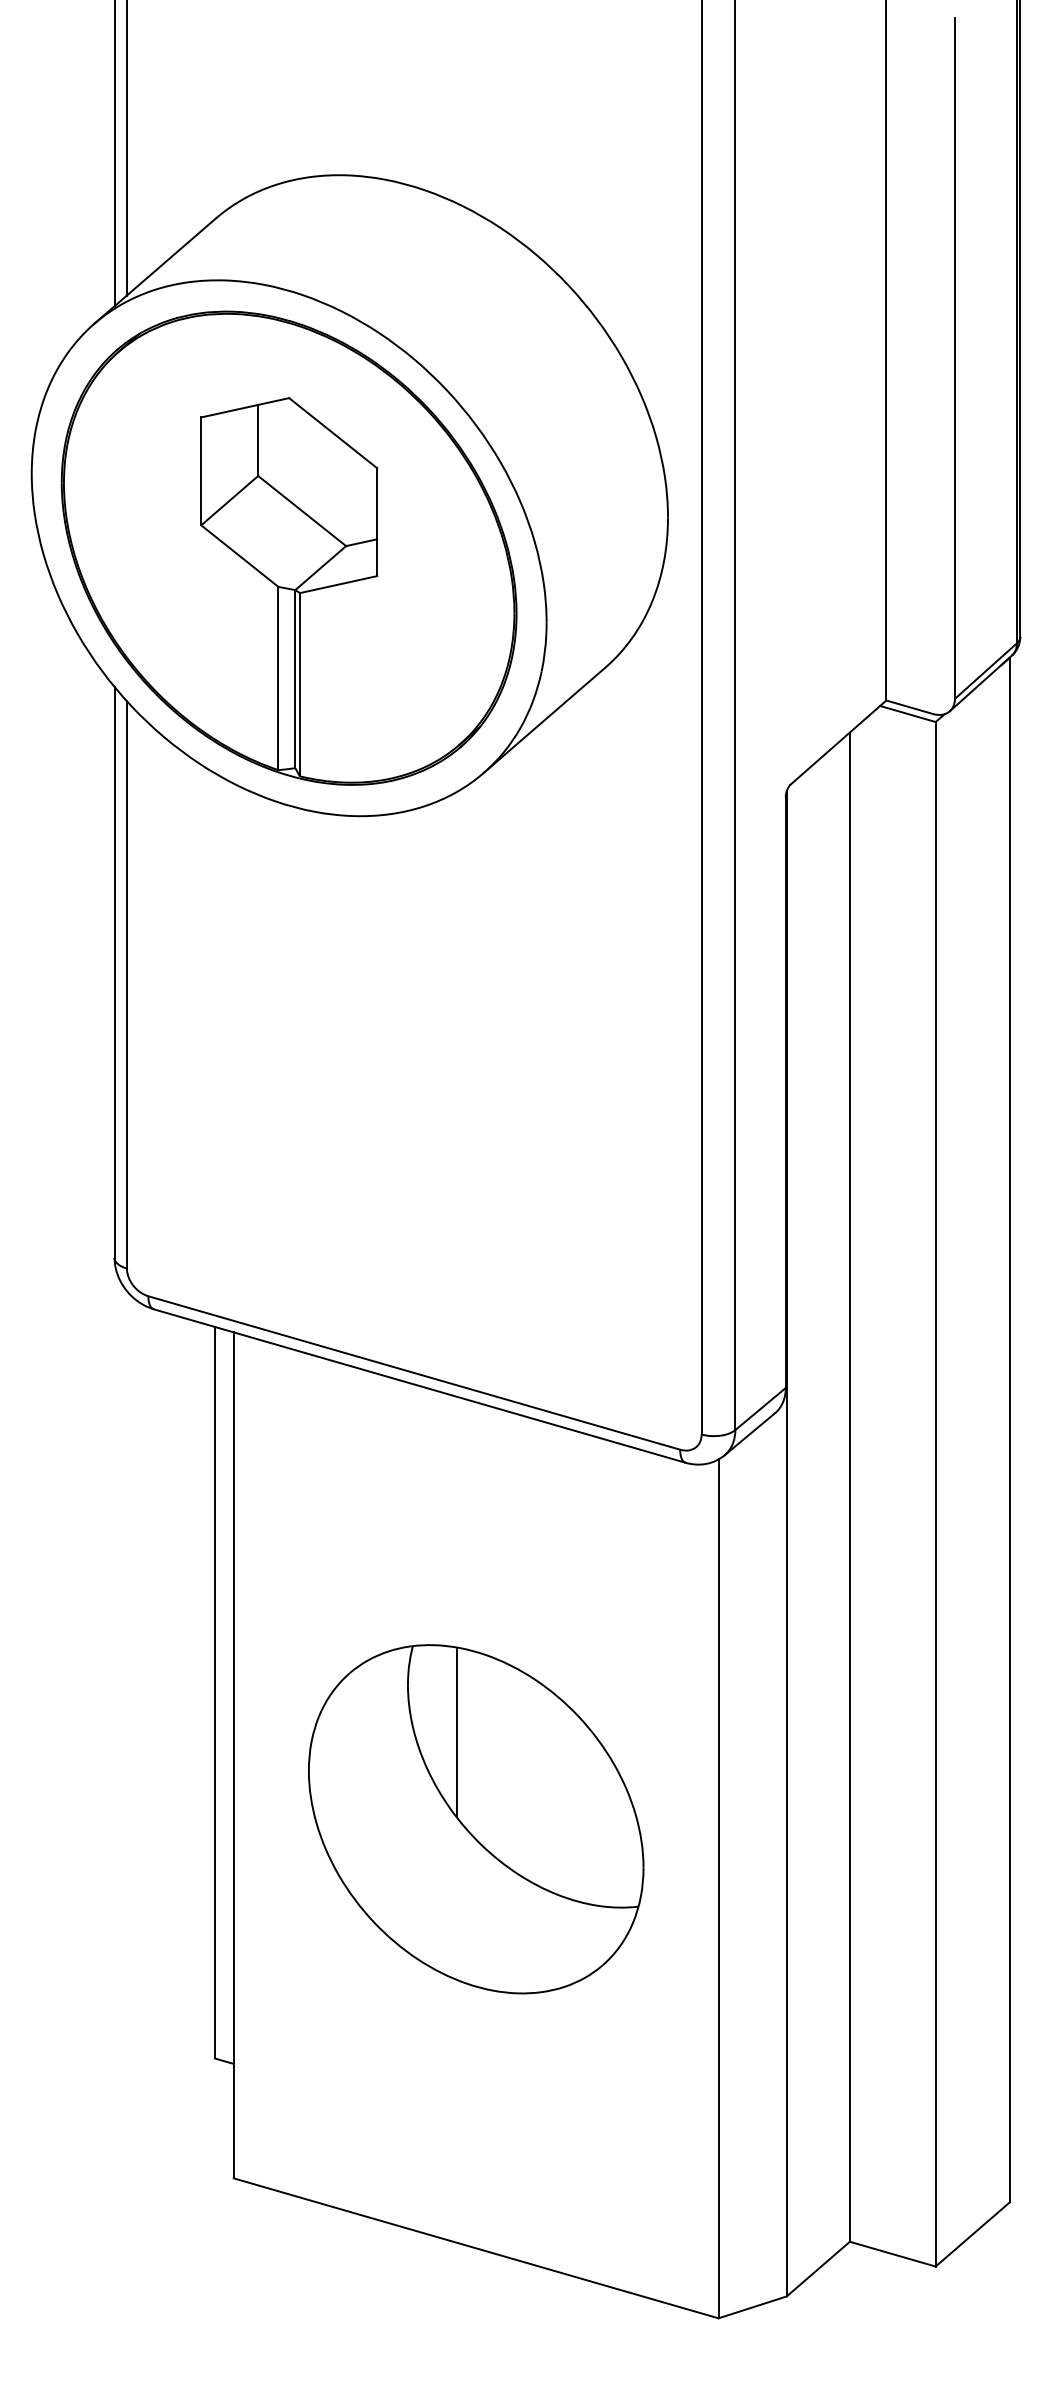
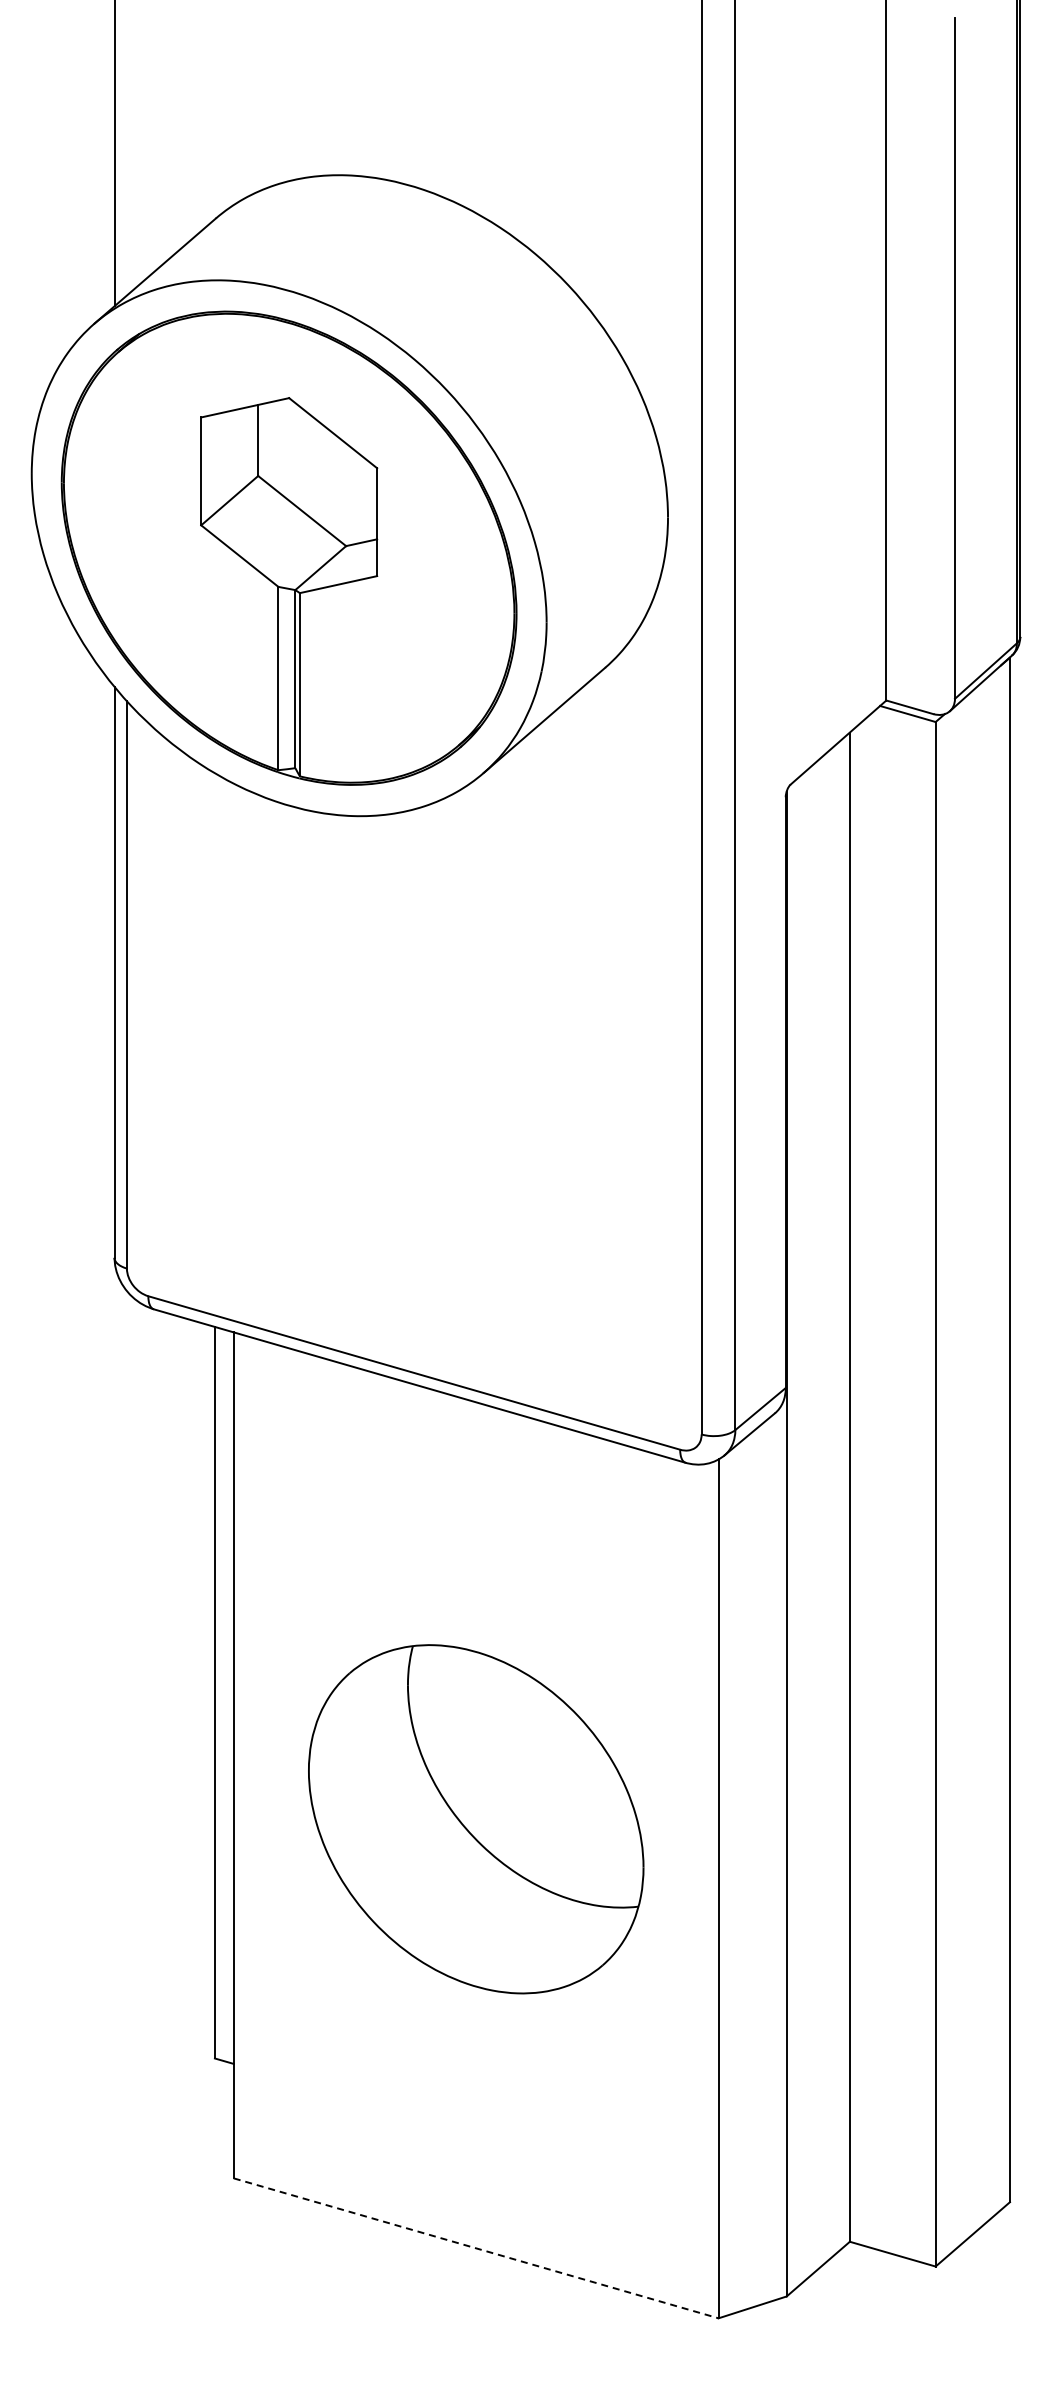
line: present -> none (126, 148)
line: present -> none (456, 1731)
line: solid -> dashed (476, 2248)
